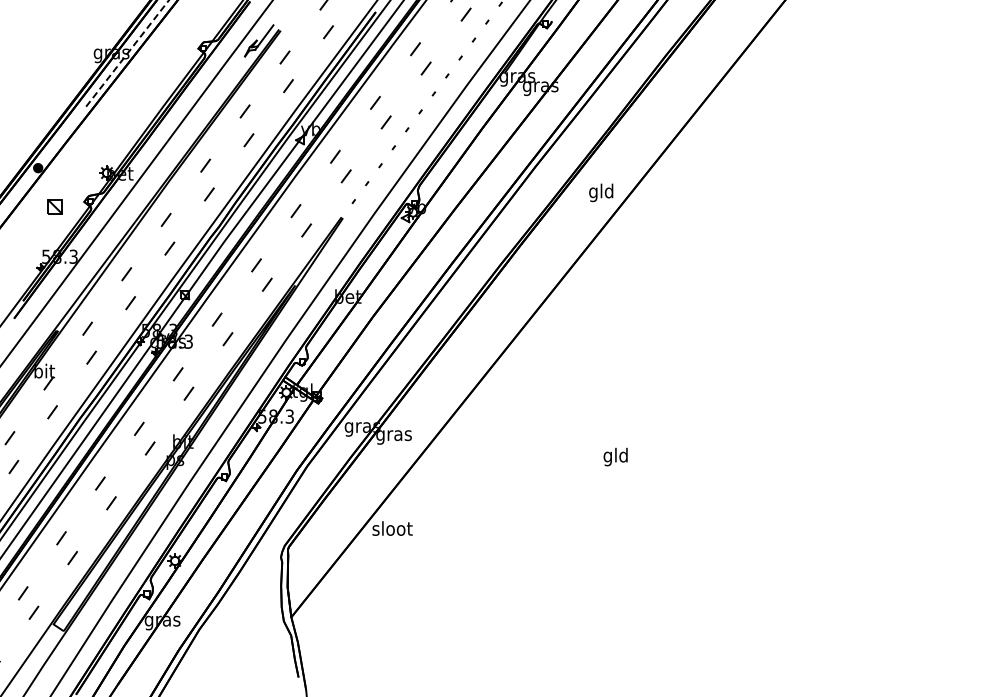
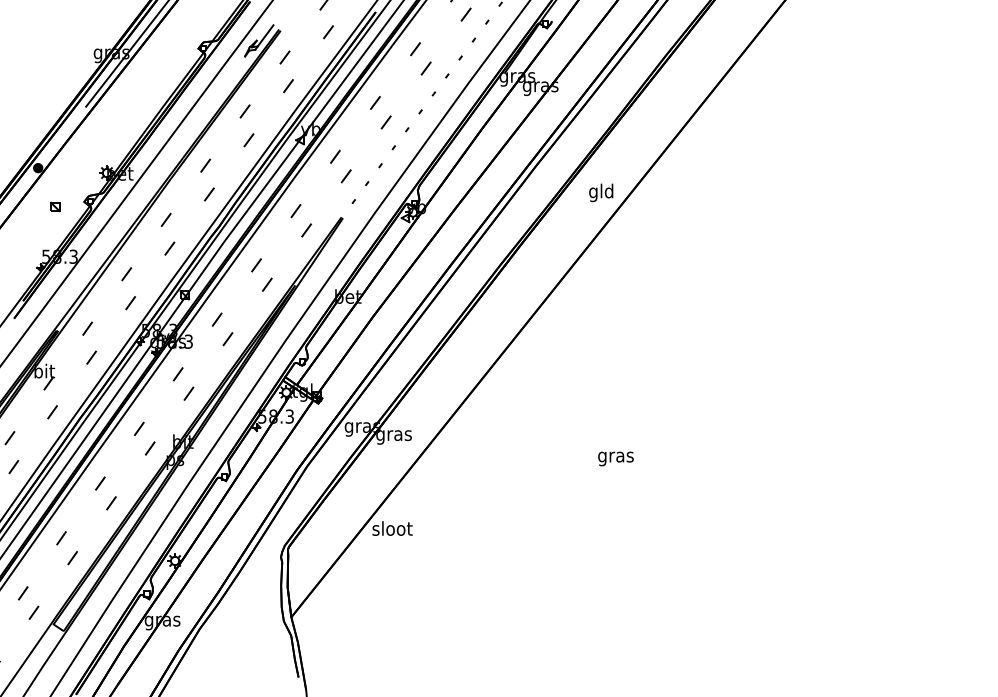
line: dashed -> solid (127, 53)
part size: 16x16 px -> 11x12 px (55, 206)
text: gld -> gras (615, 456)
